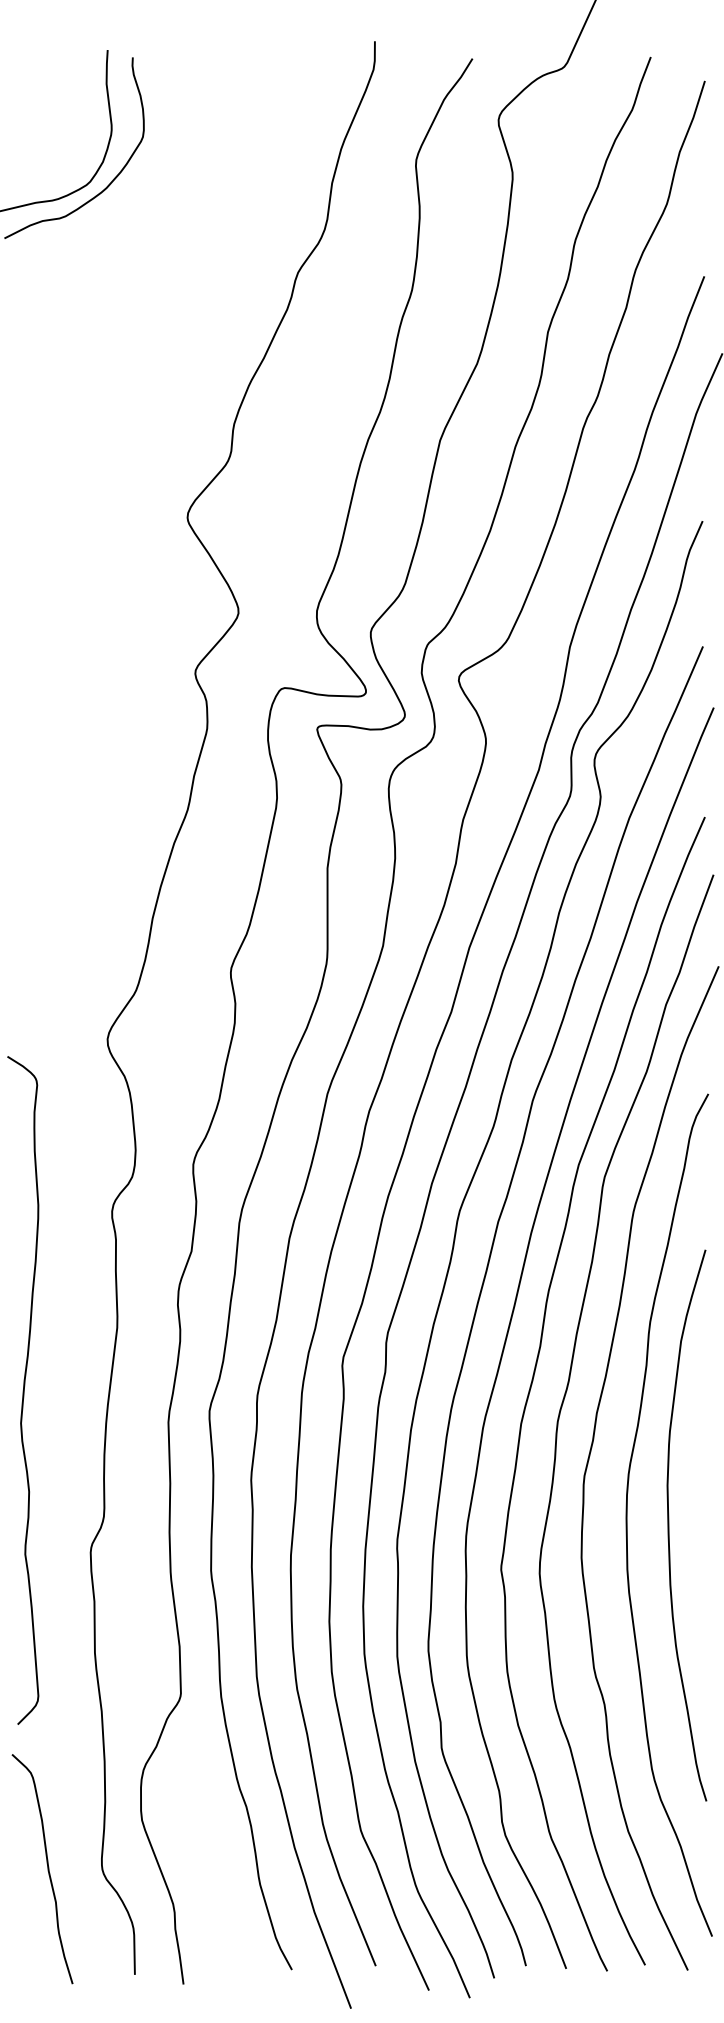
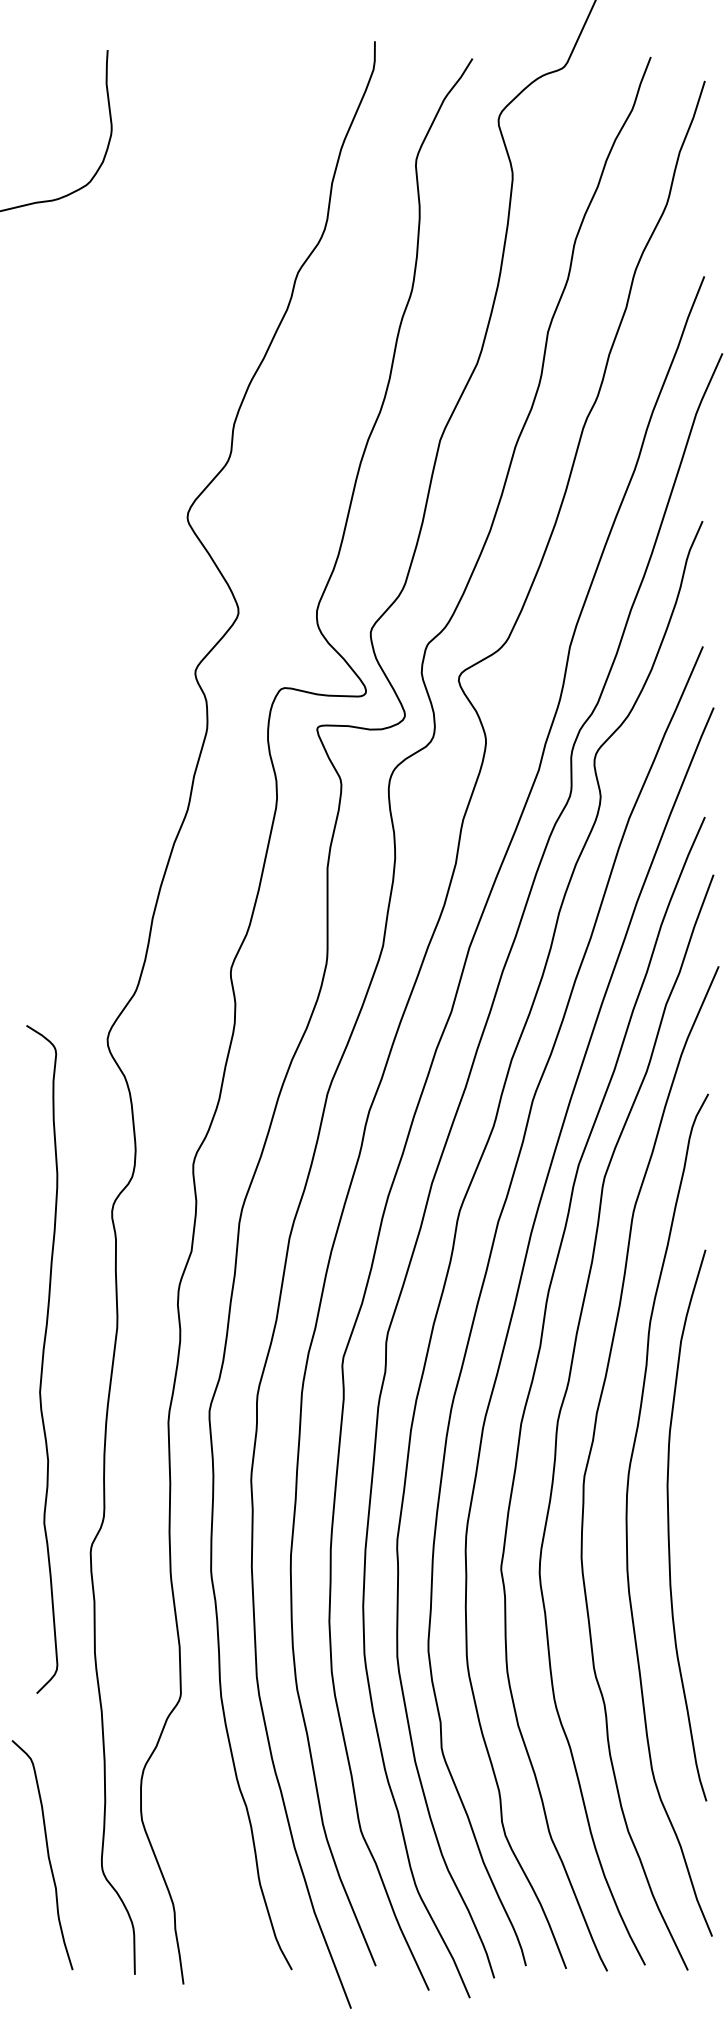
curve: present -> none (112, 179)
curve position: (23, 1390) -> (42, 1359) (42, 1359)
curve position: (47, 1869) -> (47, 1855) (47, 1855)
